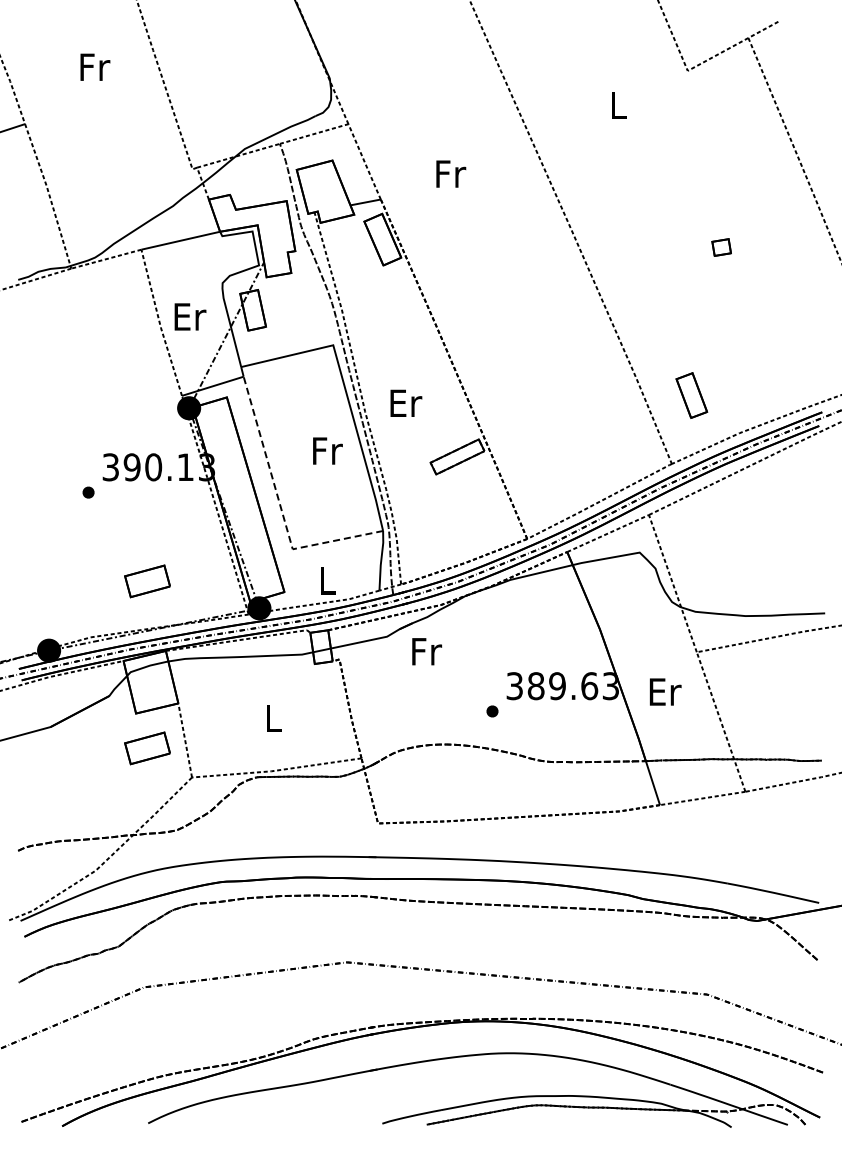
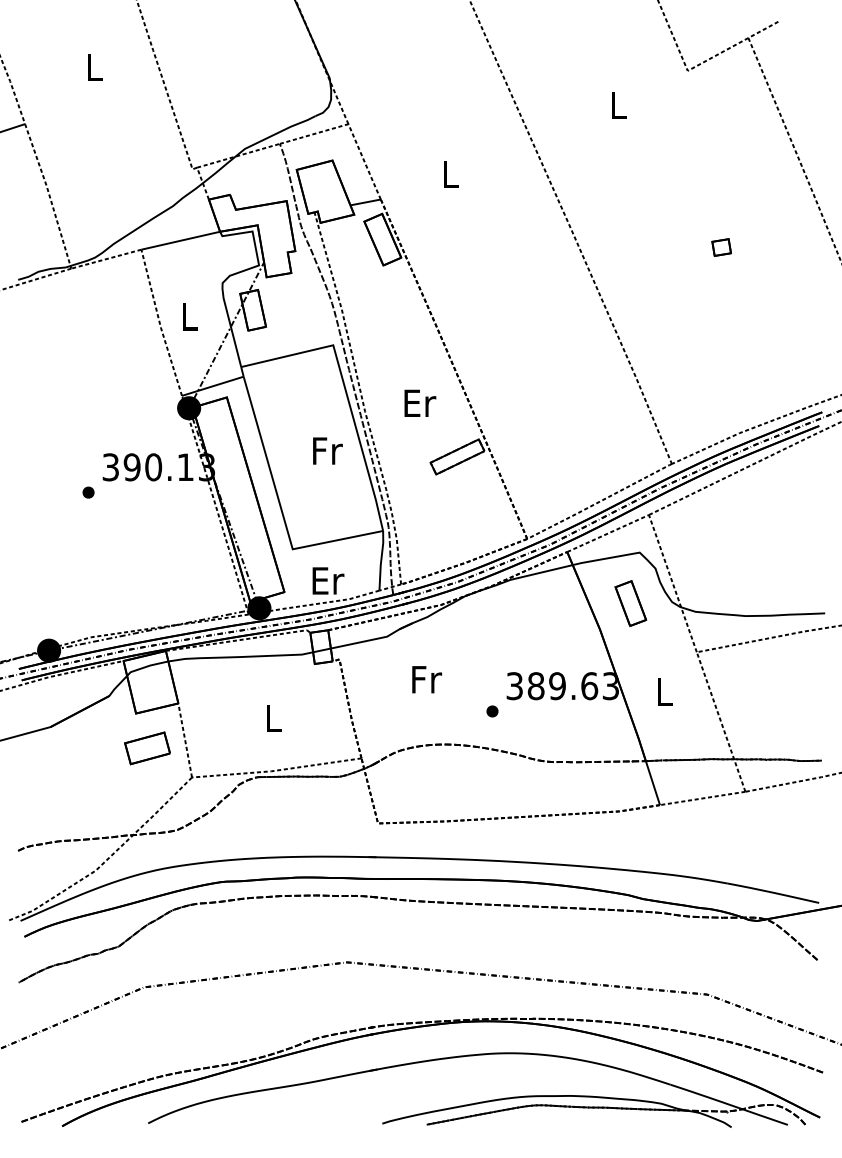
text: Fr -> L (95, 66)
text: Fr -> L (451, 173)
text: Er -> L (190, 316)
part position: (691, 395) -> (630, 603) (630, 603)
text position: (406, 402) -> (420, 402) (420, 402)
line: dashed -> solid (281, 508)
text: L -> Er (328, 580)
part: present -> none (147, 581)
text position: (427, 651) -> (427, 679) (427, 679)
text: Er -> L (665, 691)
